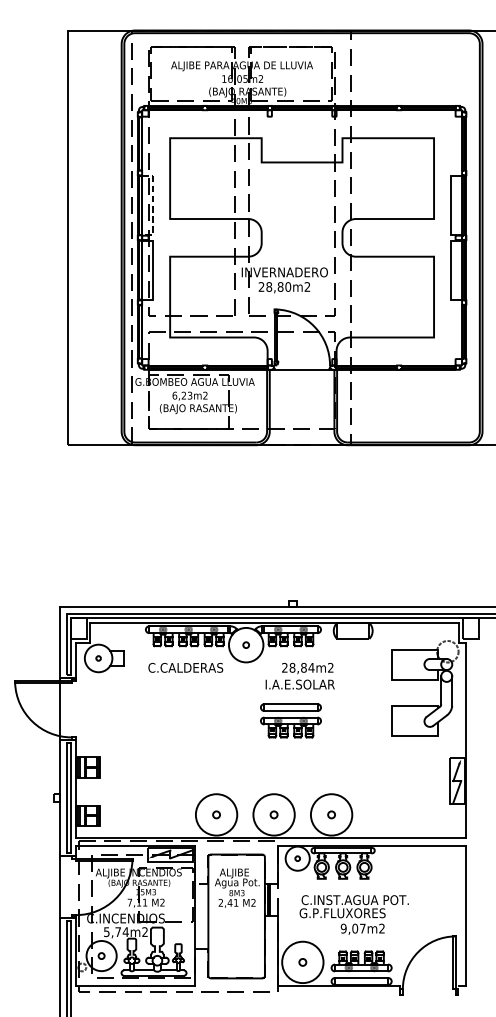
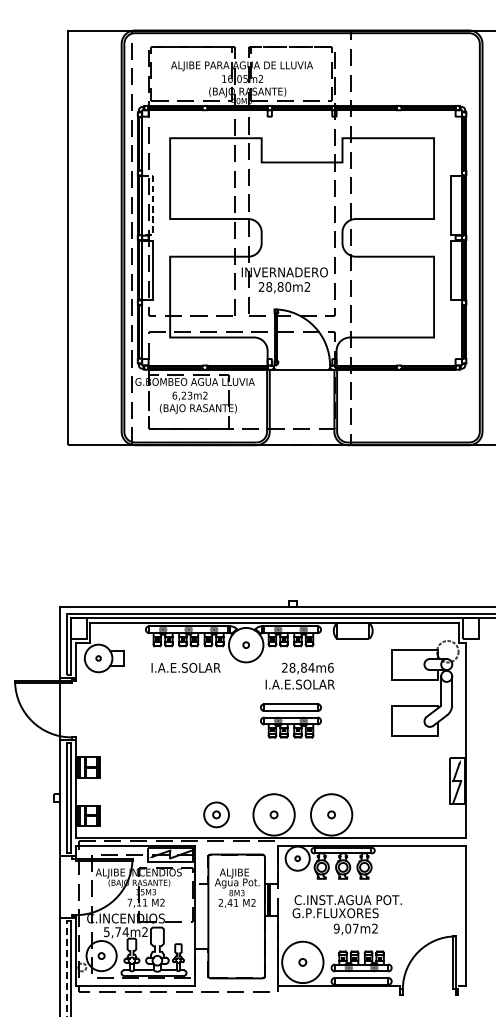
text: C.CALDERAS -> I.A.E.SOLAR (185, 667)
text: 28,84m2 -> 28,84m6 (330, 667)
circle diameter: 41 px -> 25 px (216, 814)
text position: (353, 914) -> (346, 914) (346, 914)
line: solid -> dashed (66, 968)
